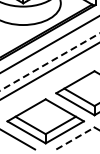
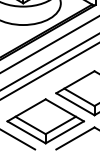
line: dashed -> solid (50, 61)
line: dashed -> solid (75, 138)
